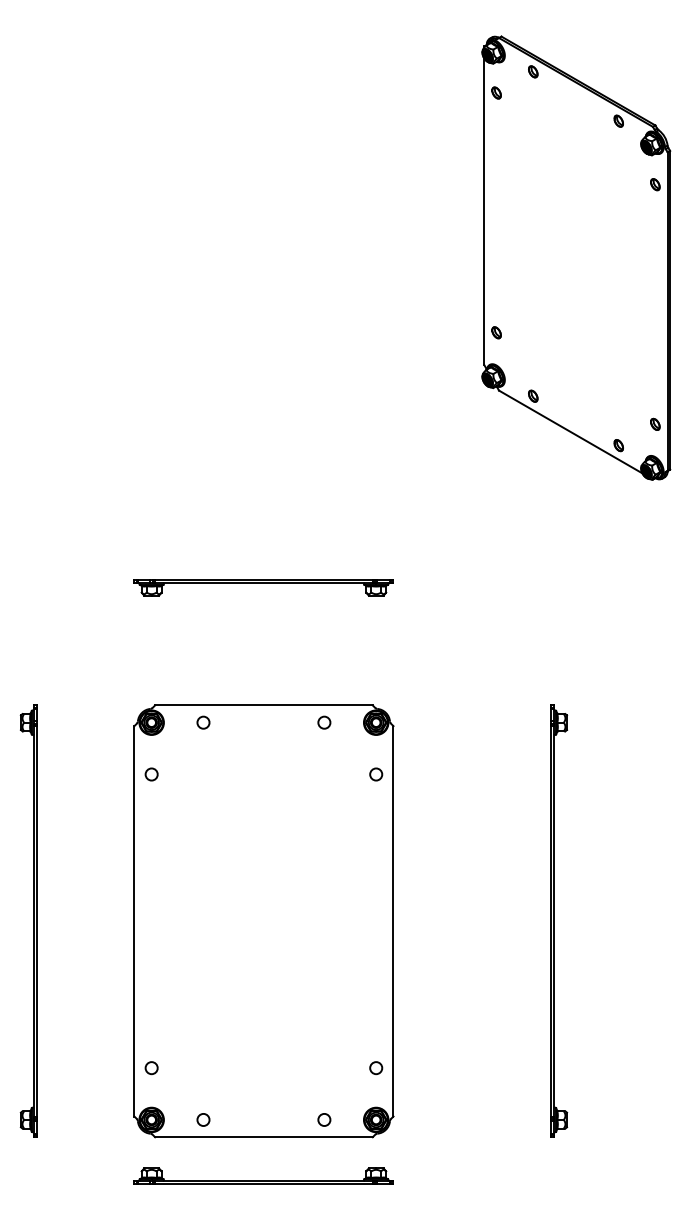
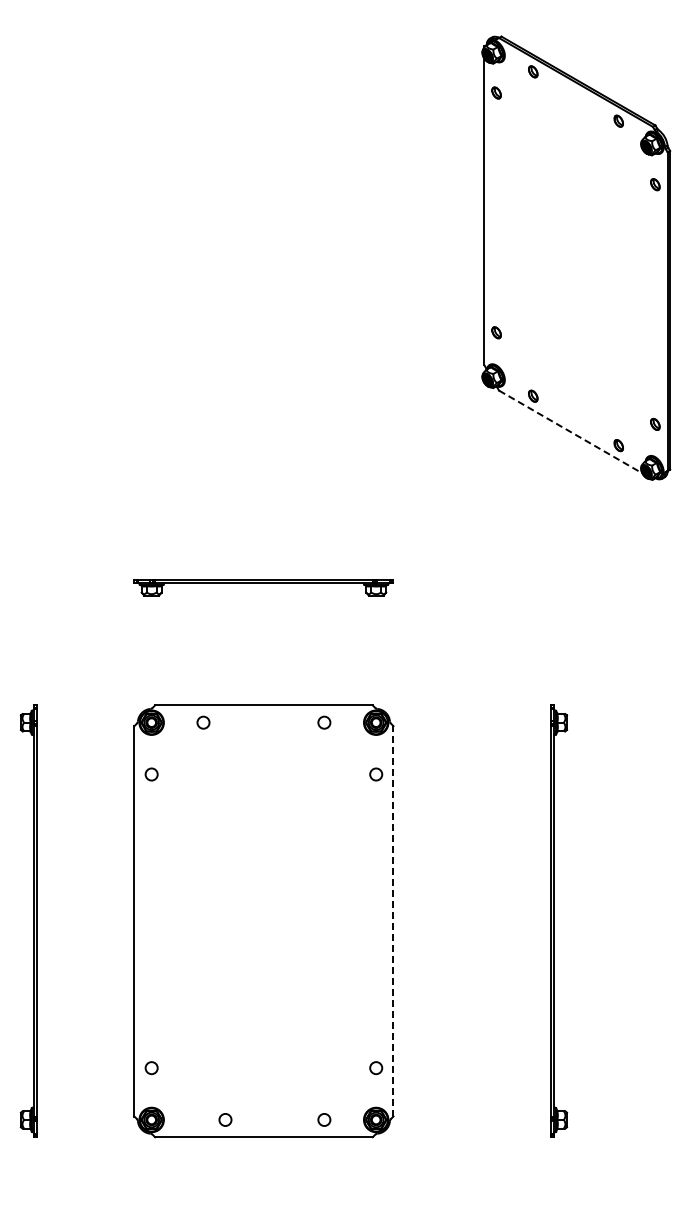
line: solid -> dashed (570, 432)
line: solid -> dashed (393, 920)
circle position: (203, 1119) -> (225, 1119) (225, 1119)
part: present -> none (263, 1175)
